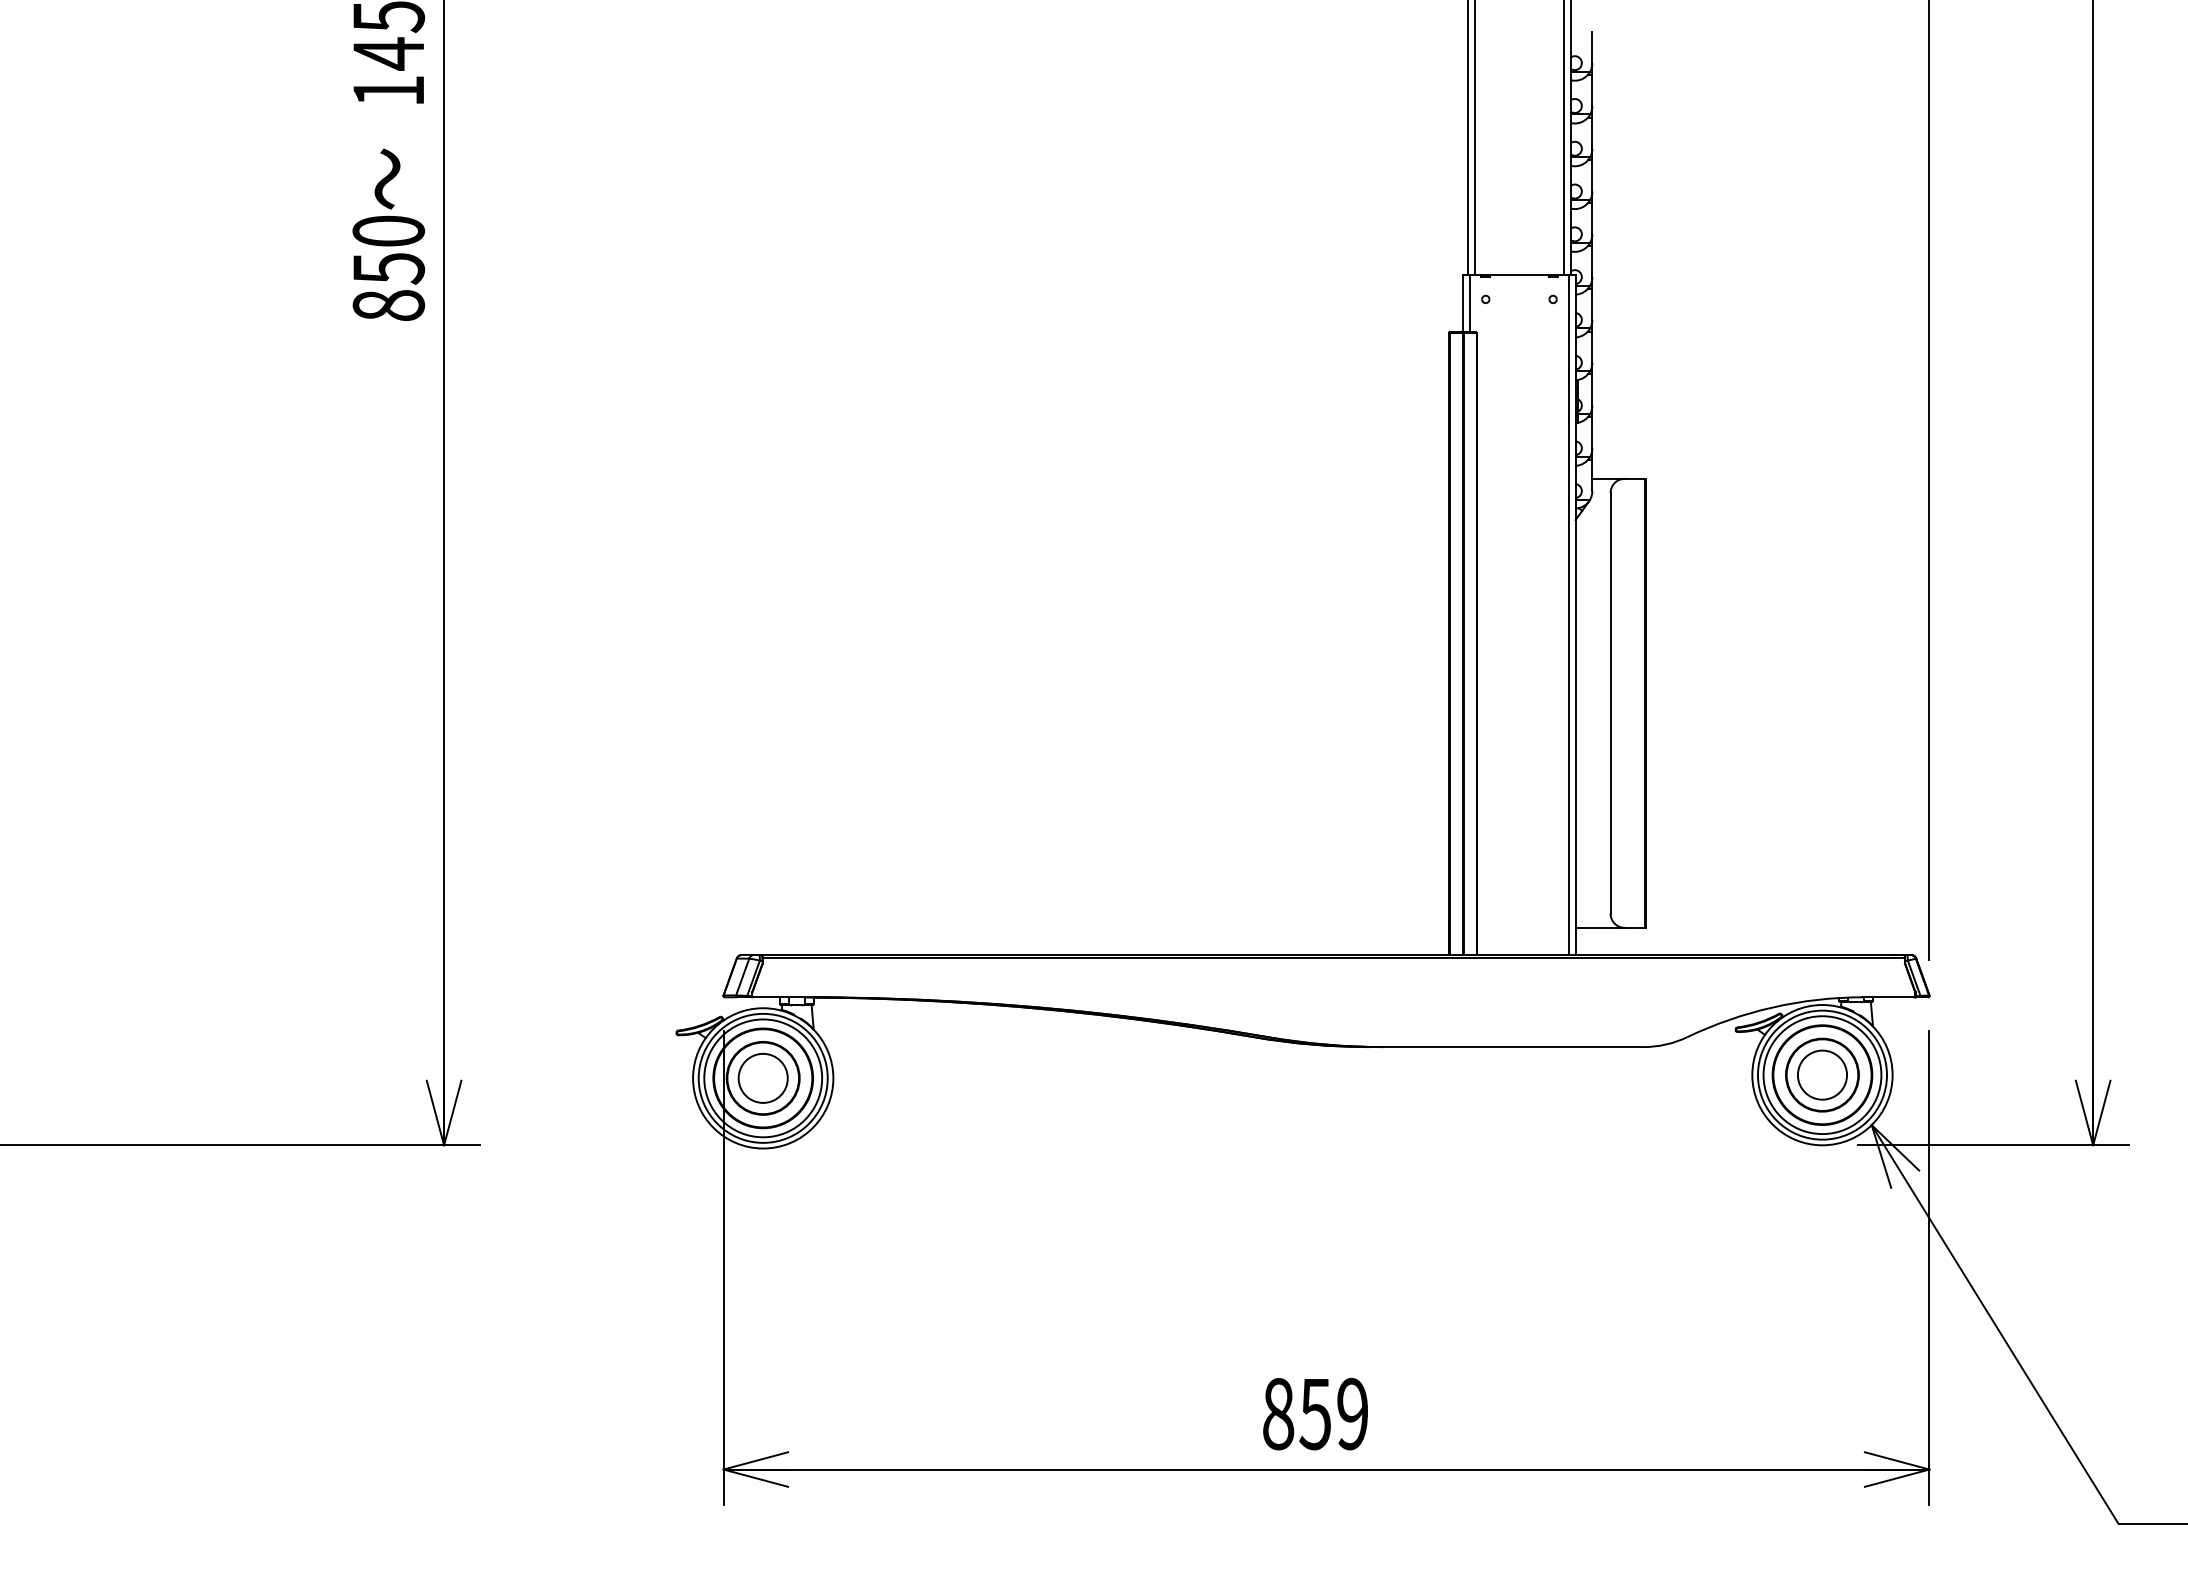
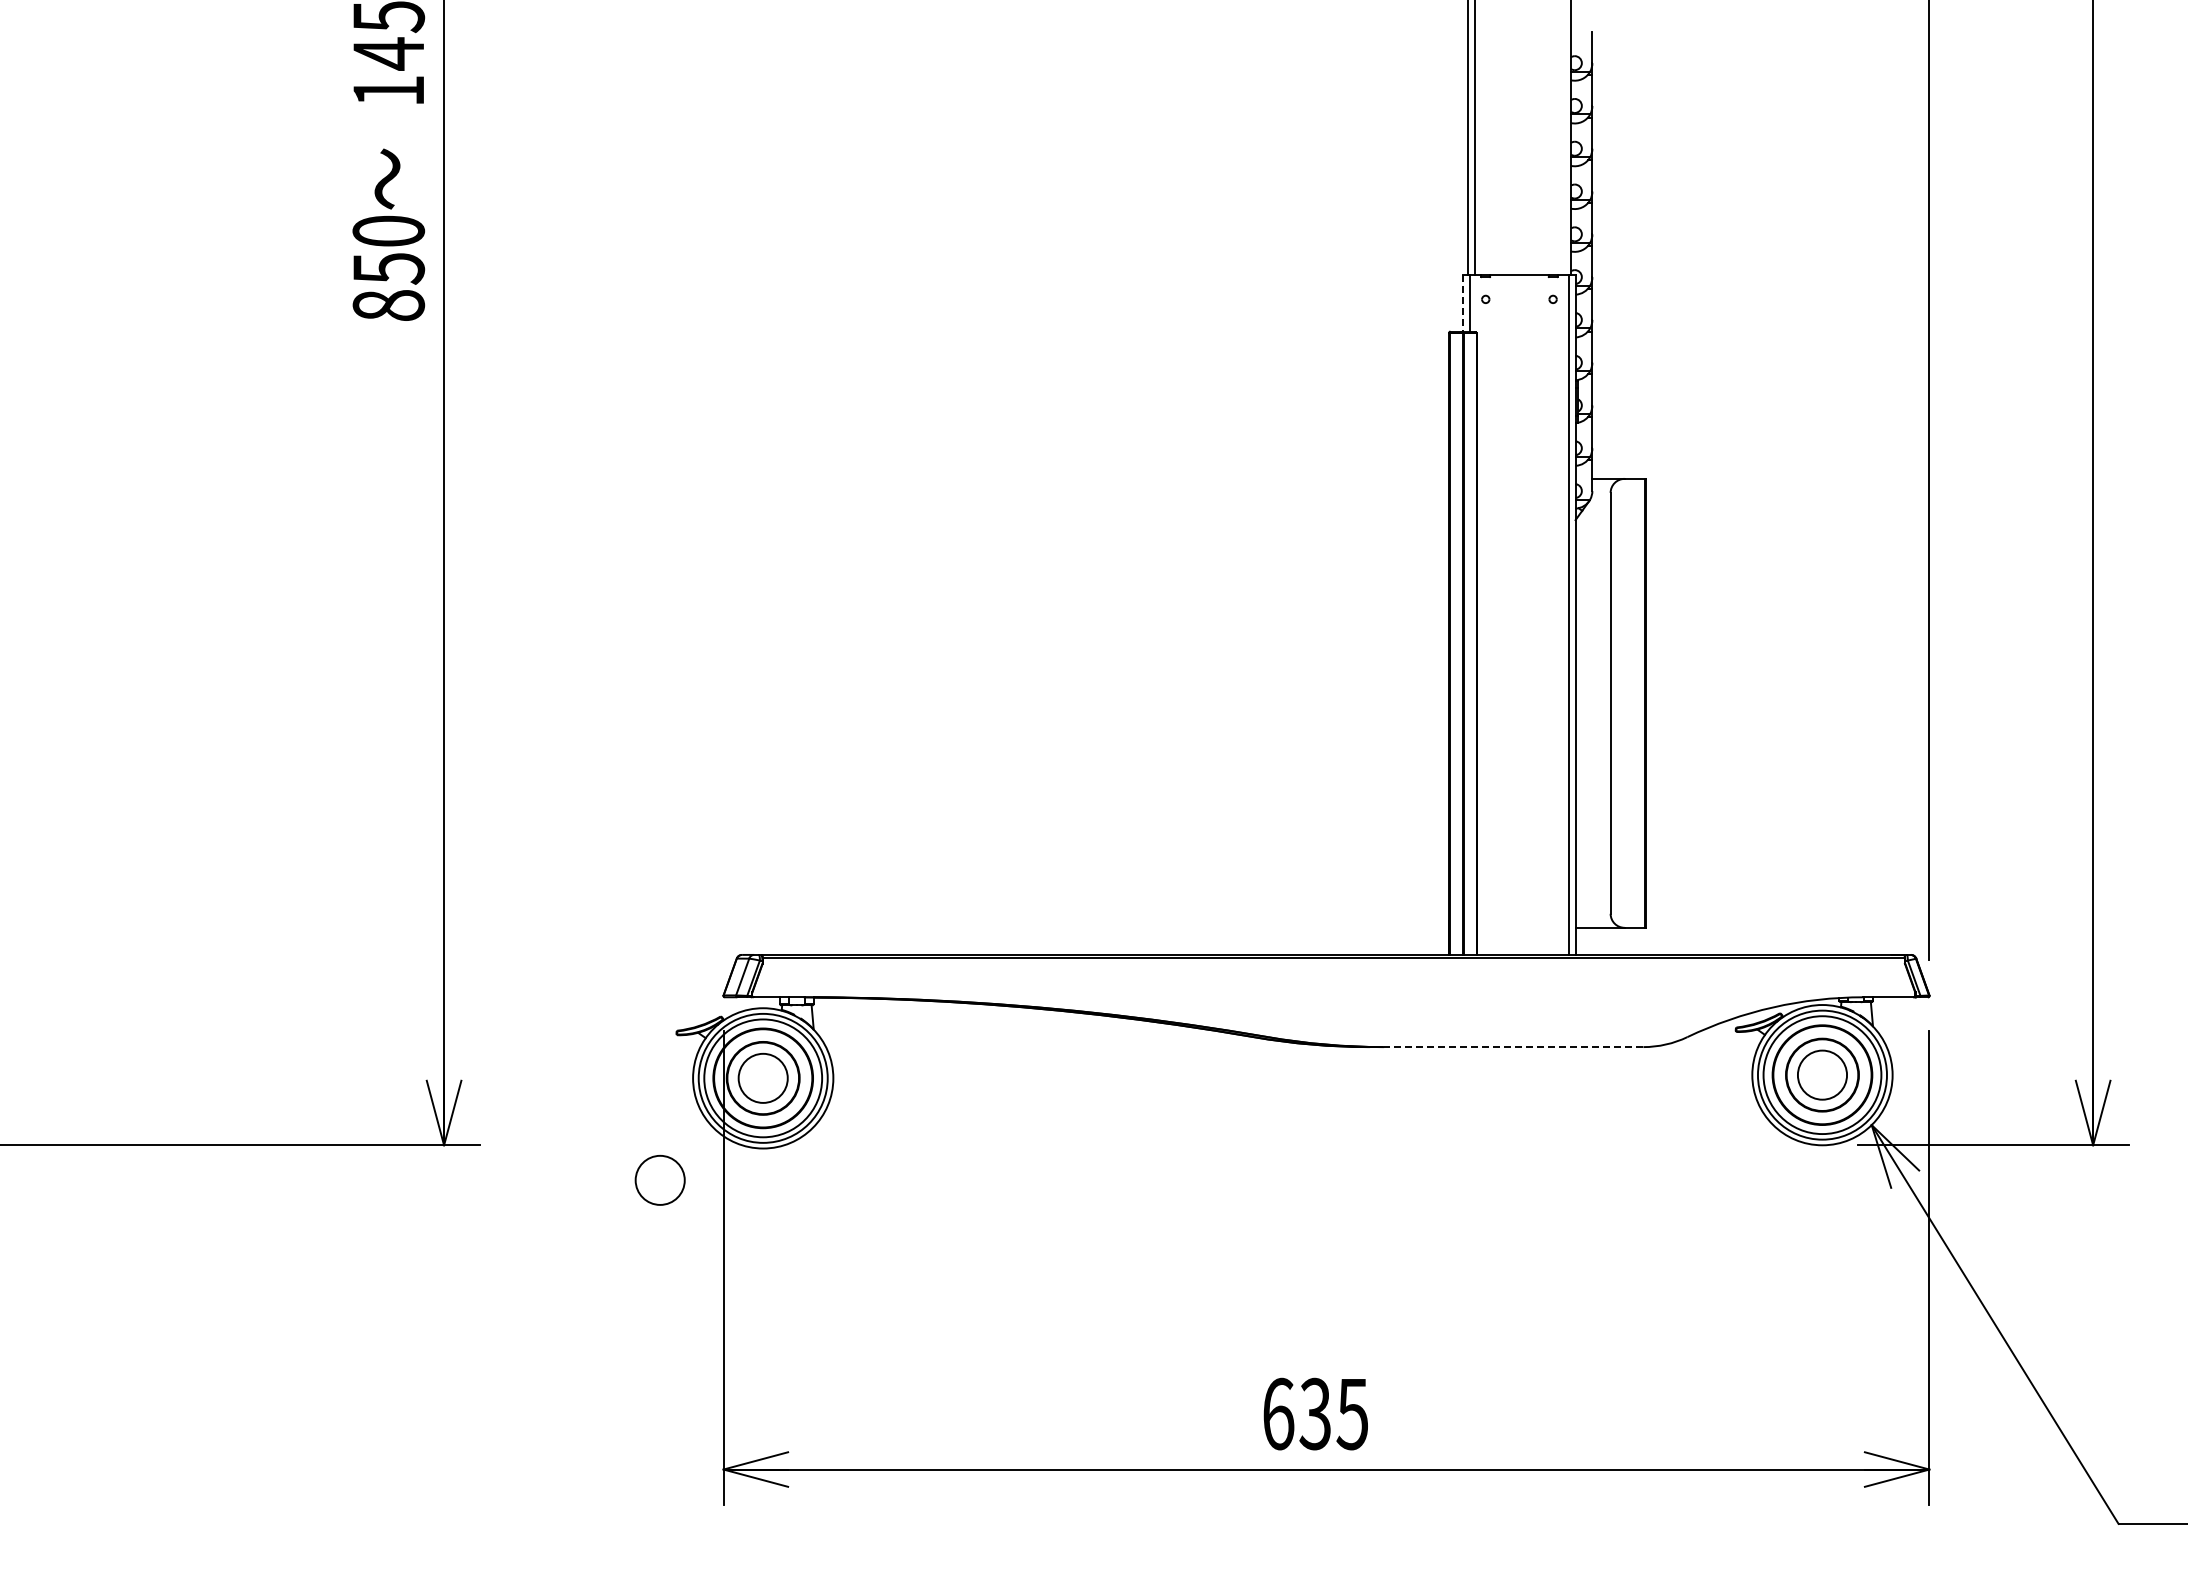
line: present -> none (1563, 138)
line: solid -> dashed (1463, 303)
line: solid -> dashed (1513, 1047)
circle: none -> present (659, 1179)
text: 859 -> 635 (1315, 1413)
